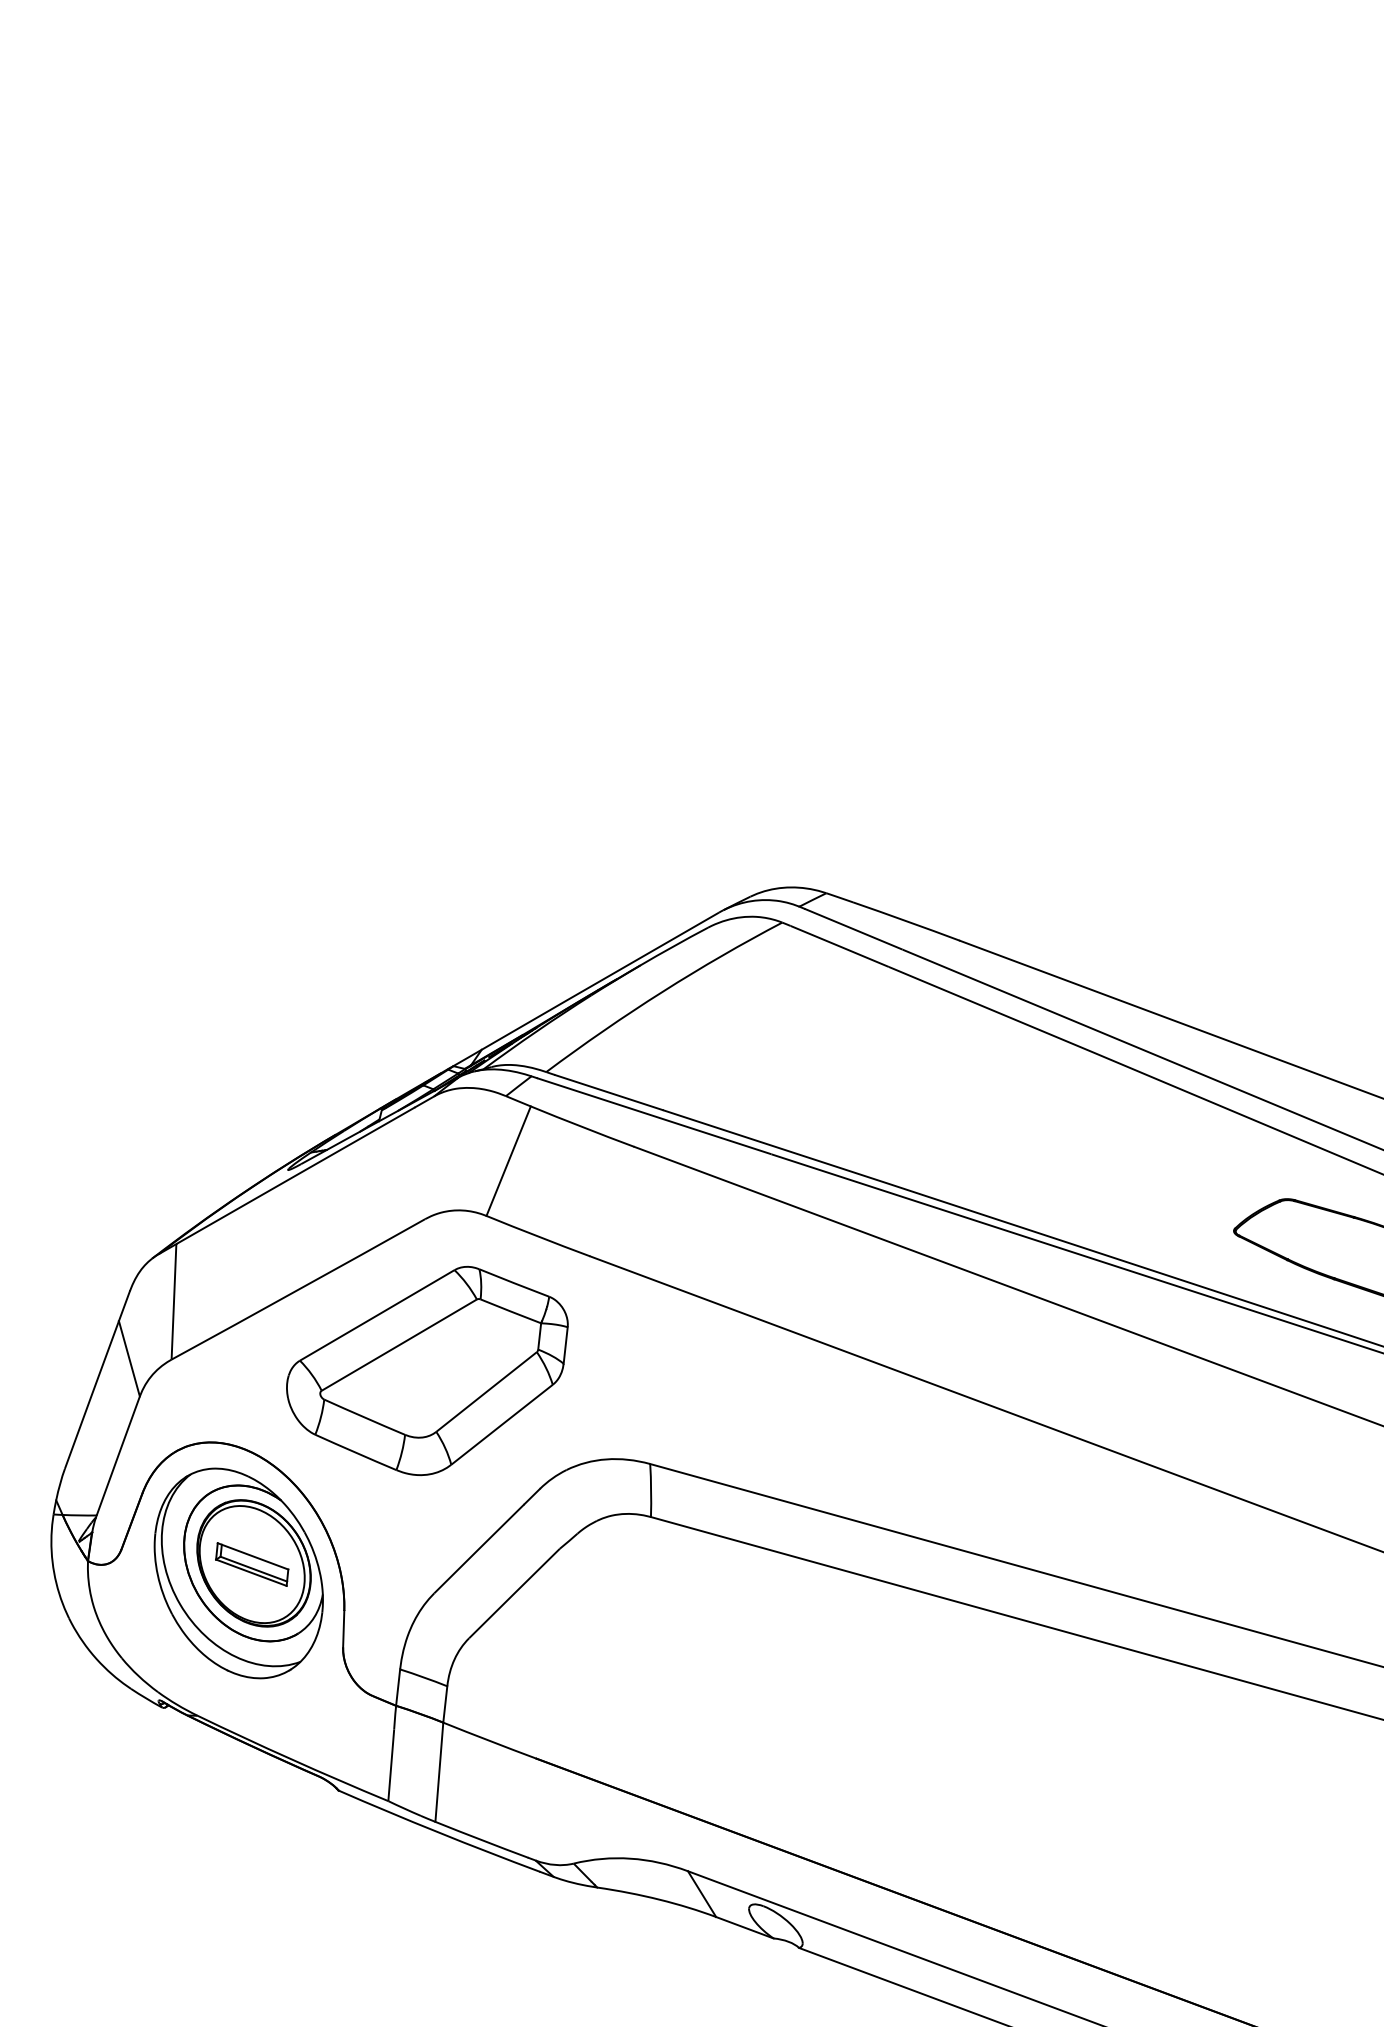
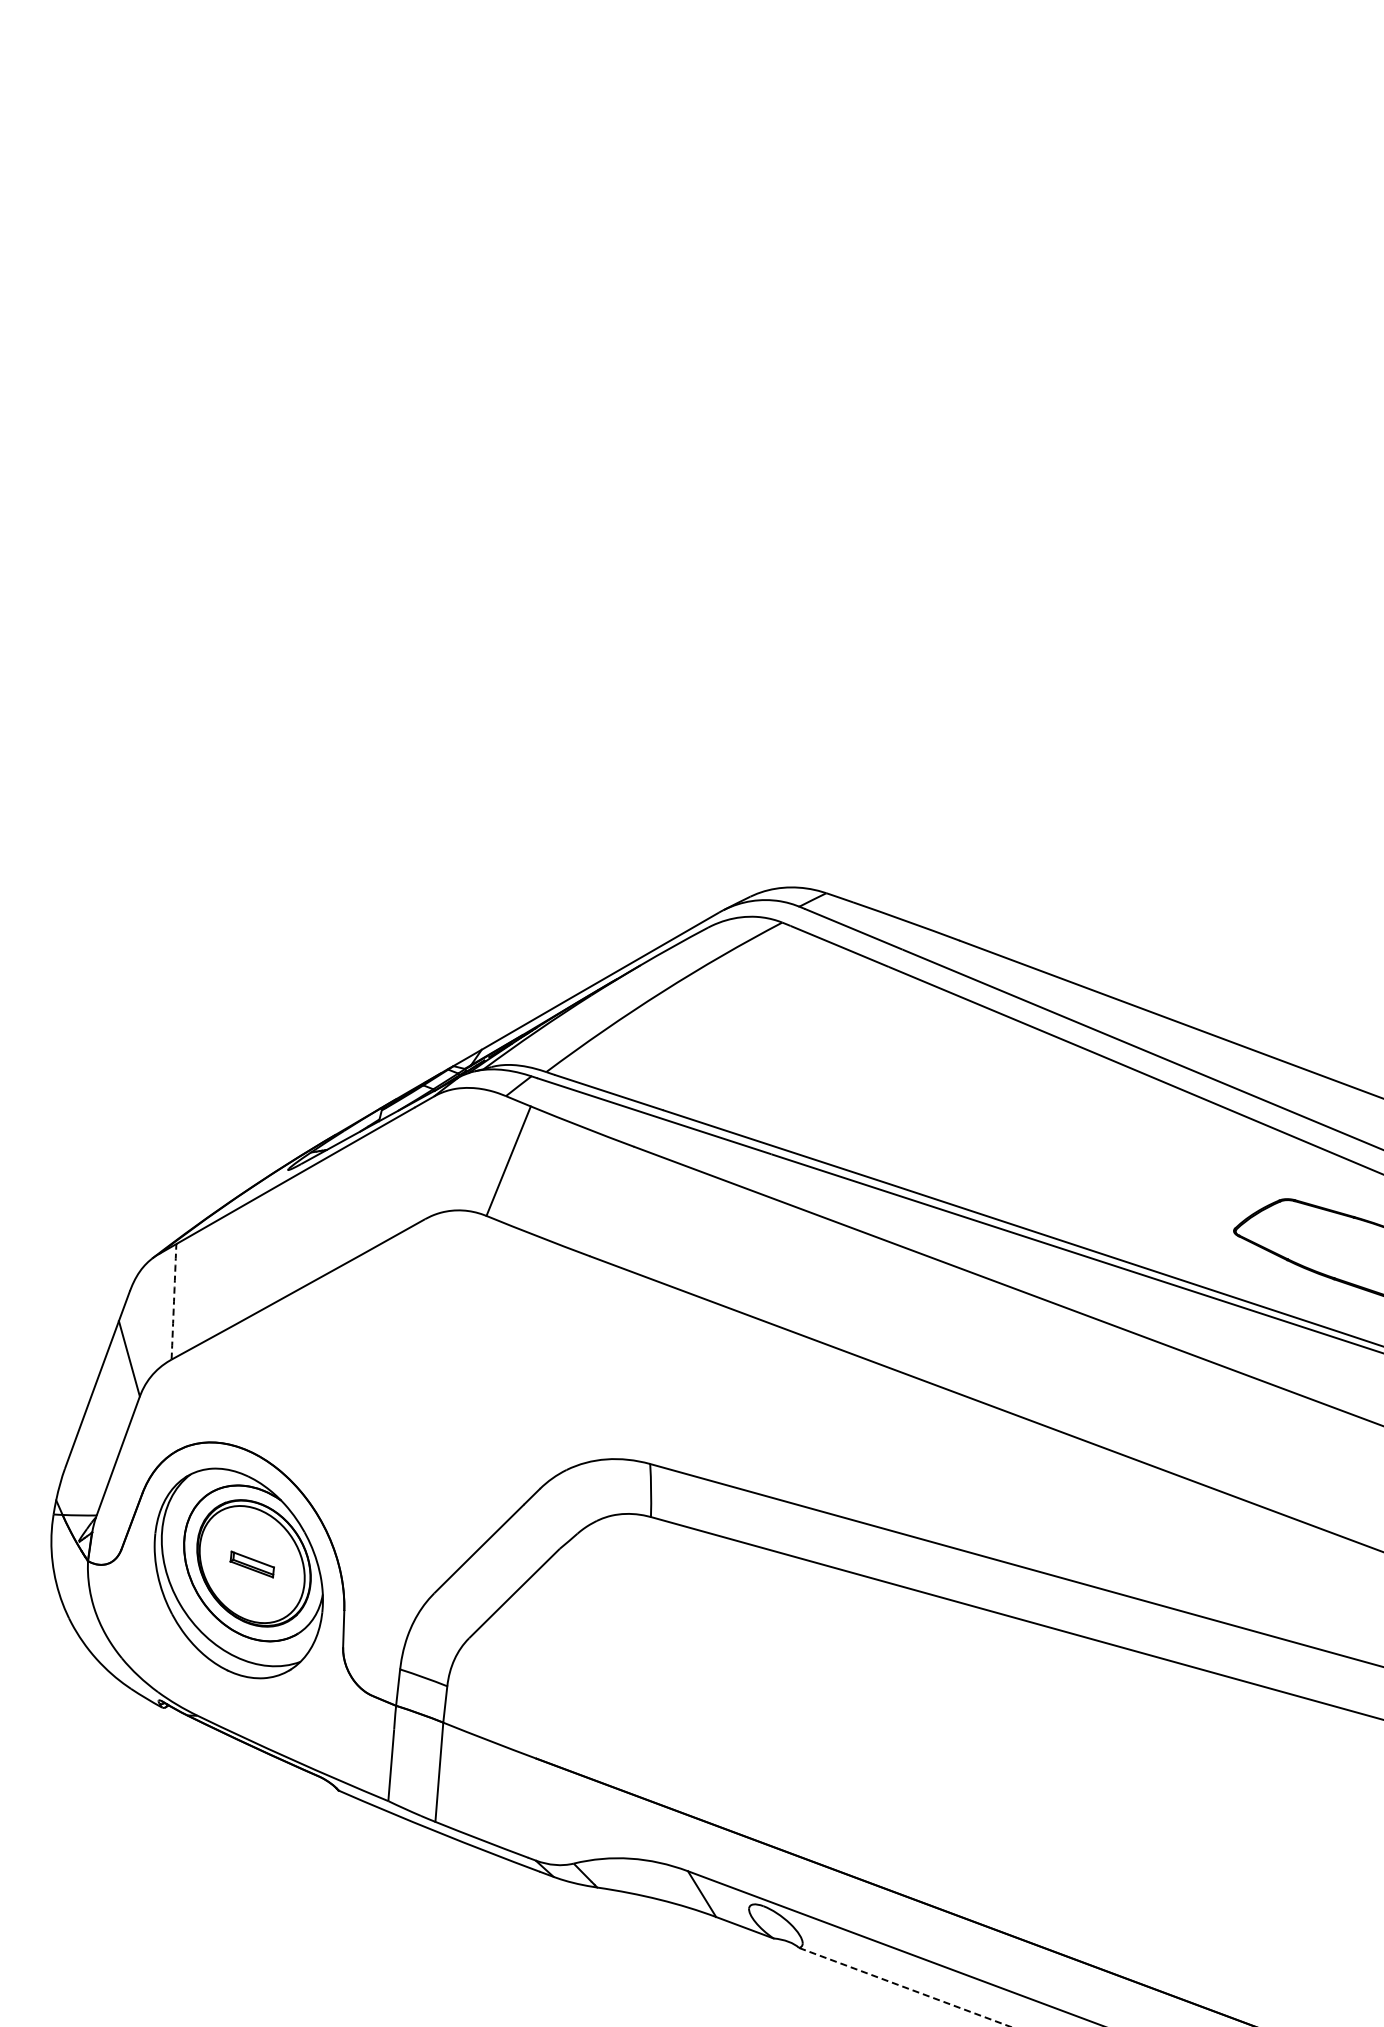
arc: solid -> dashed (174, 1301)
part: present -> none (427, 1370)
part size: 75x45 px -> 46x29 px (251, 1564)
line: solid -> dashed (904, 1987)
